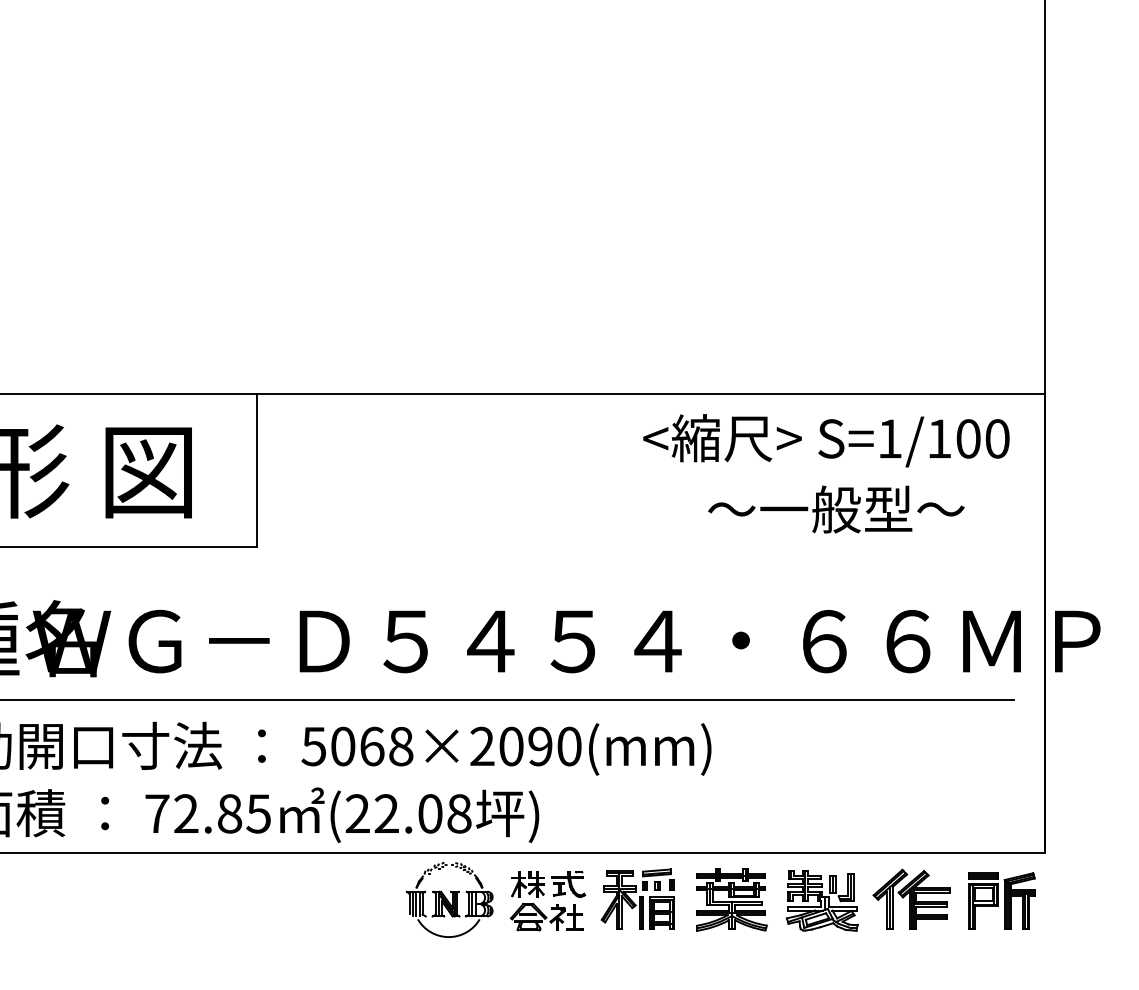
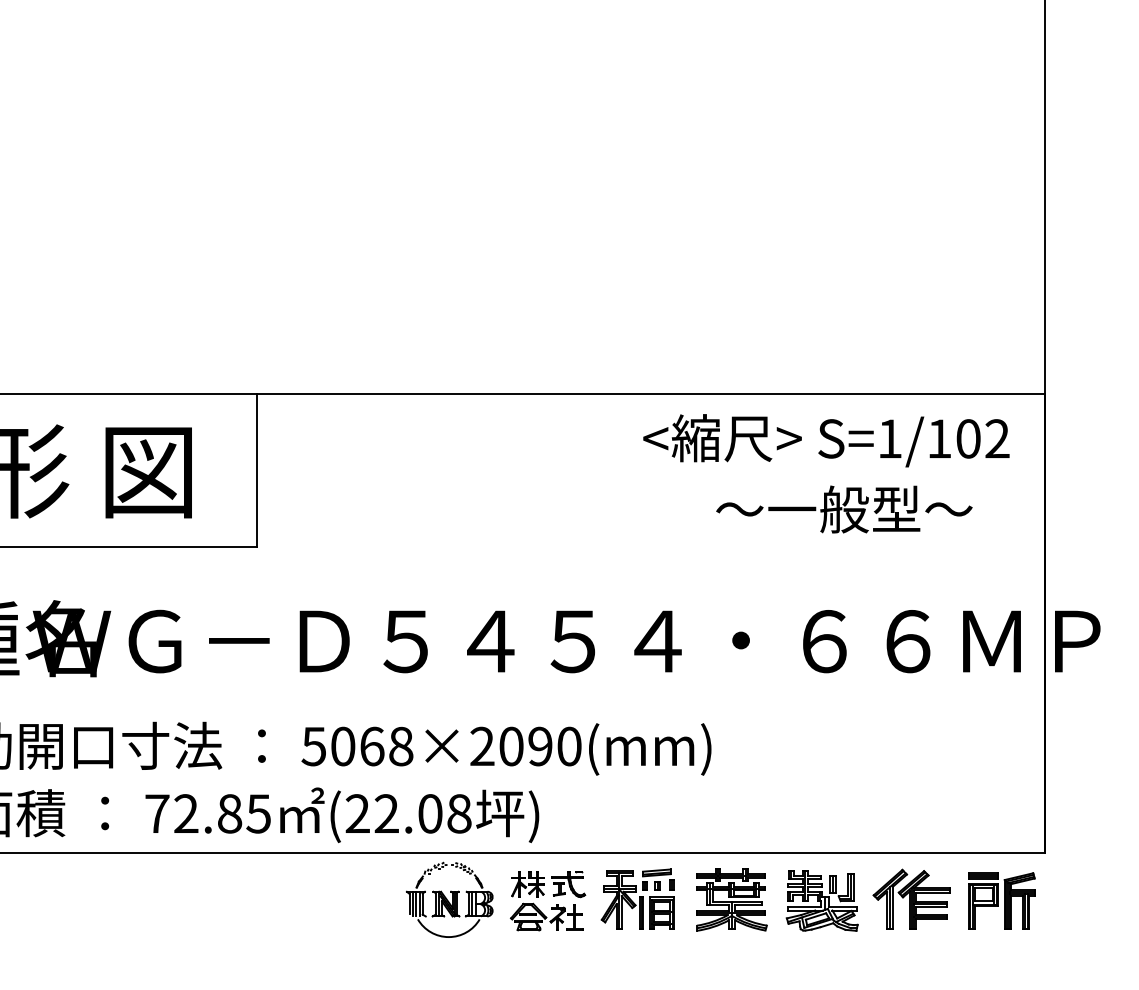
text: S=1/100 -> S=1/102 (997, 438)
text position: (836, 509) -> (844, 509) (844, 509)
line: present -> none (508, 700)
